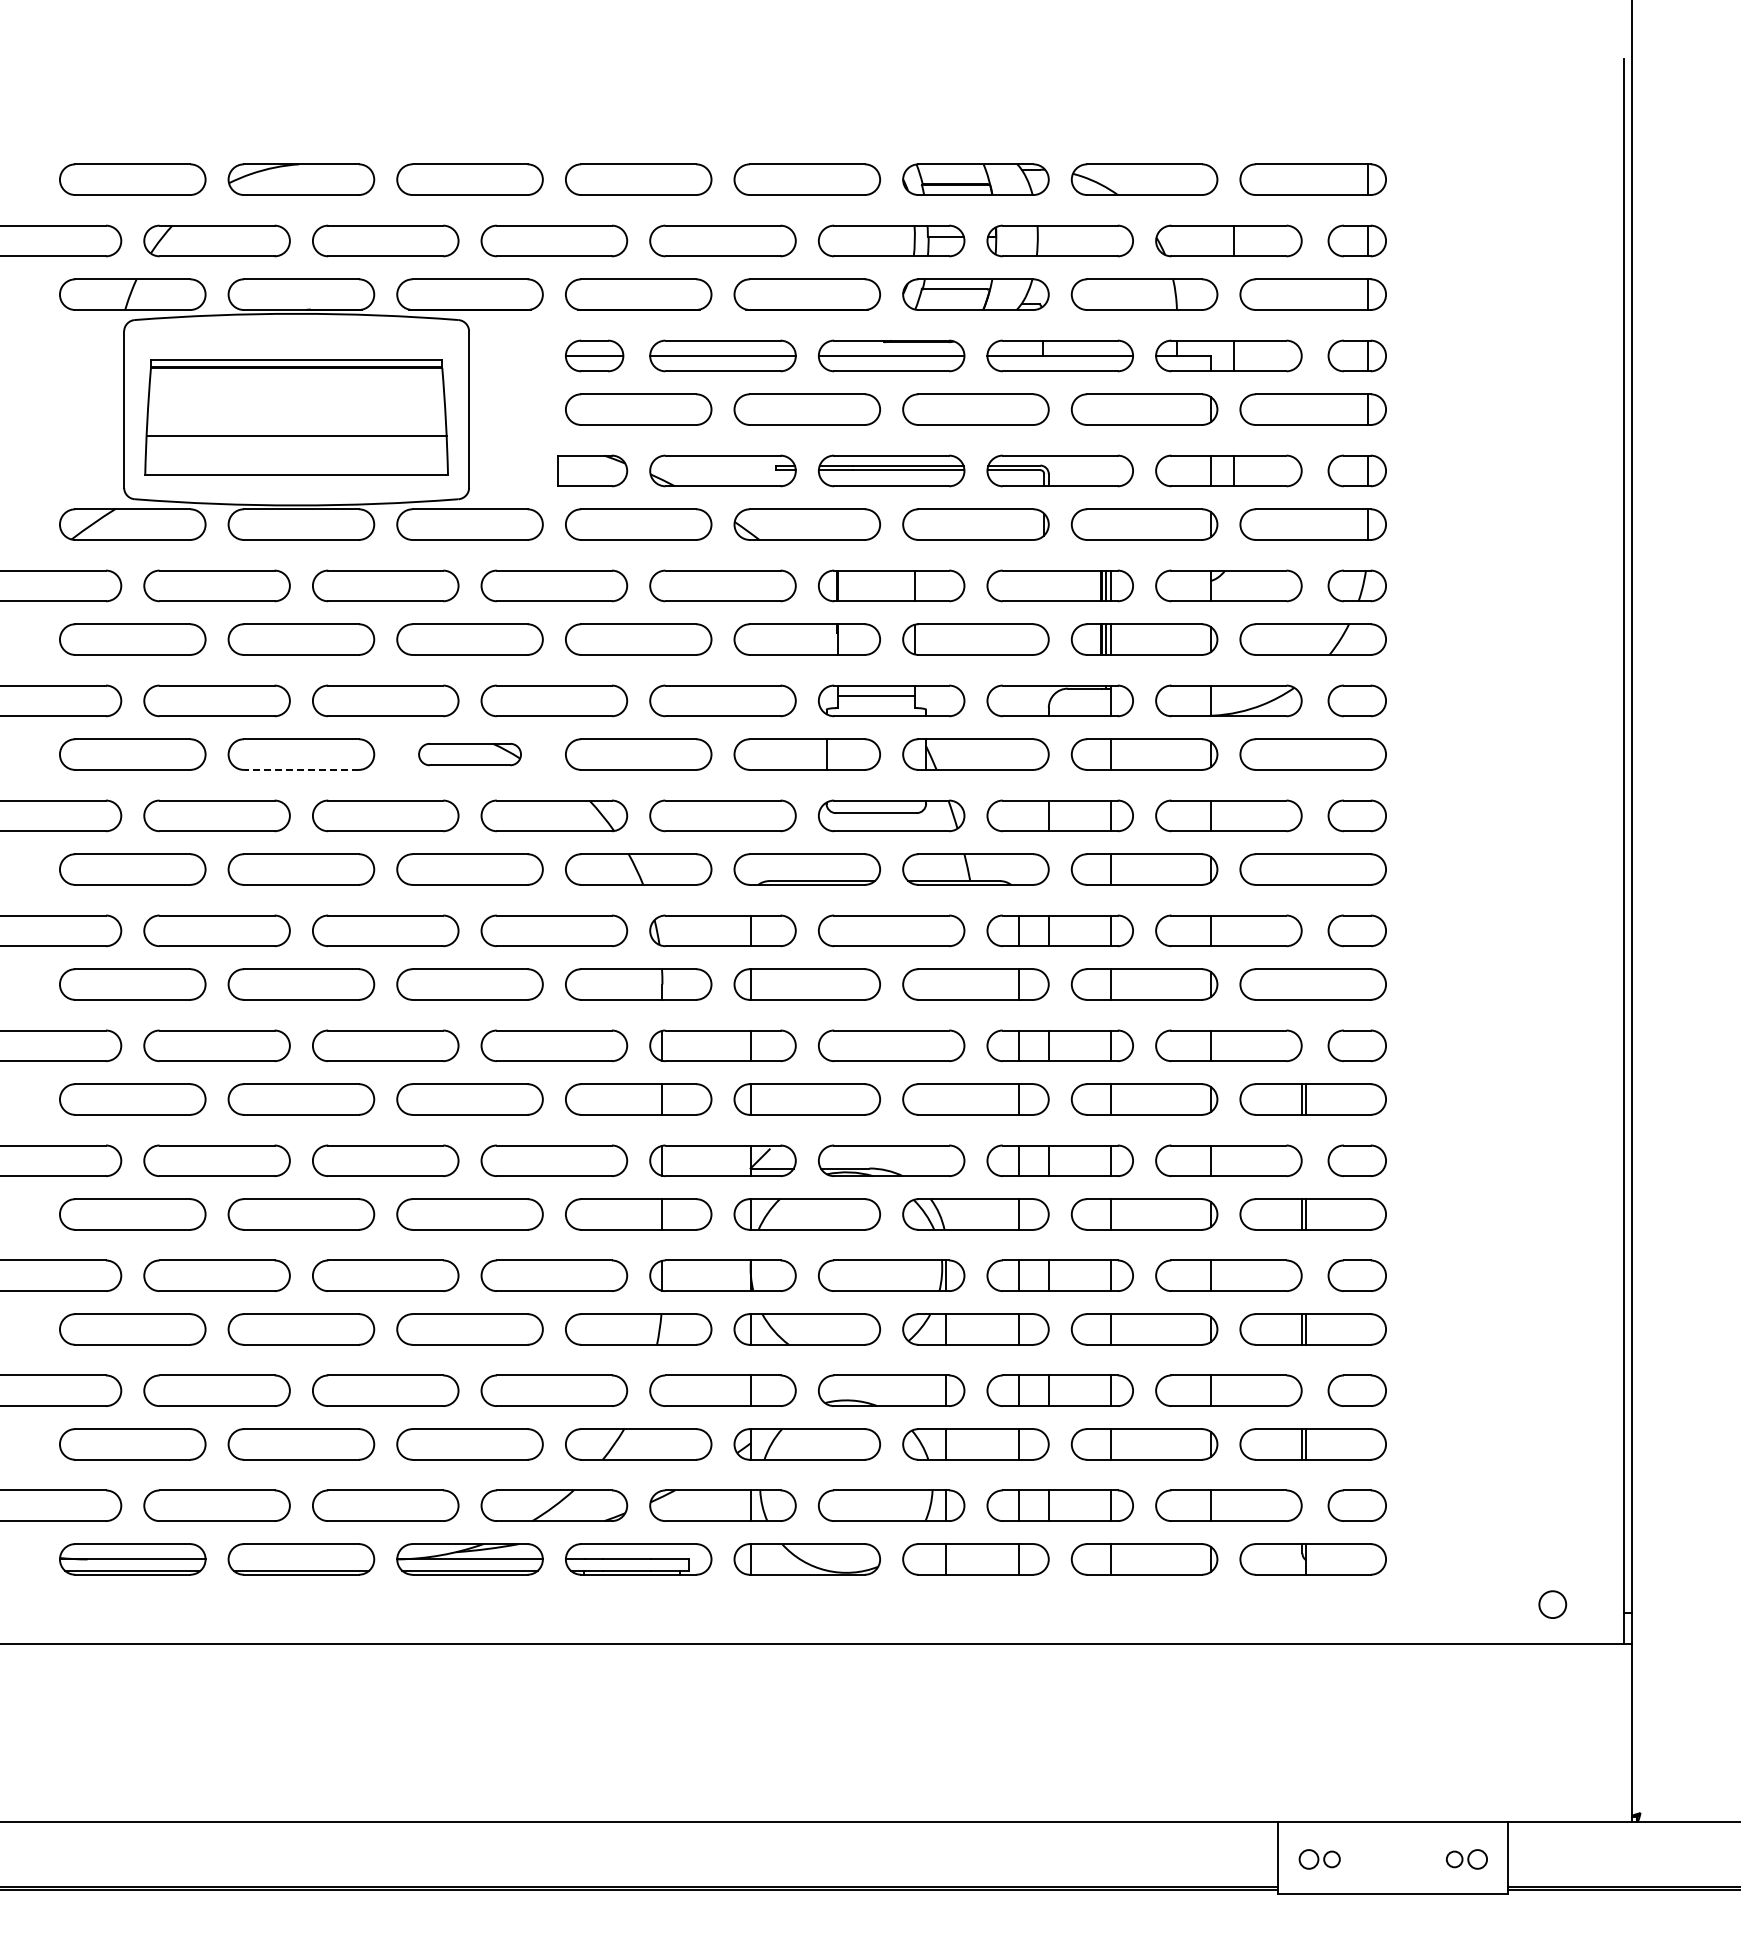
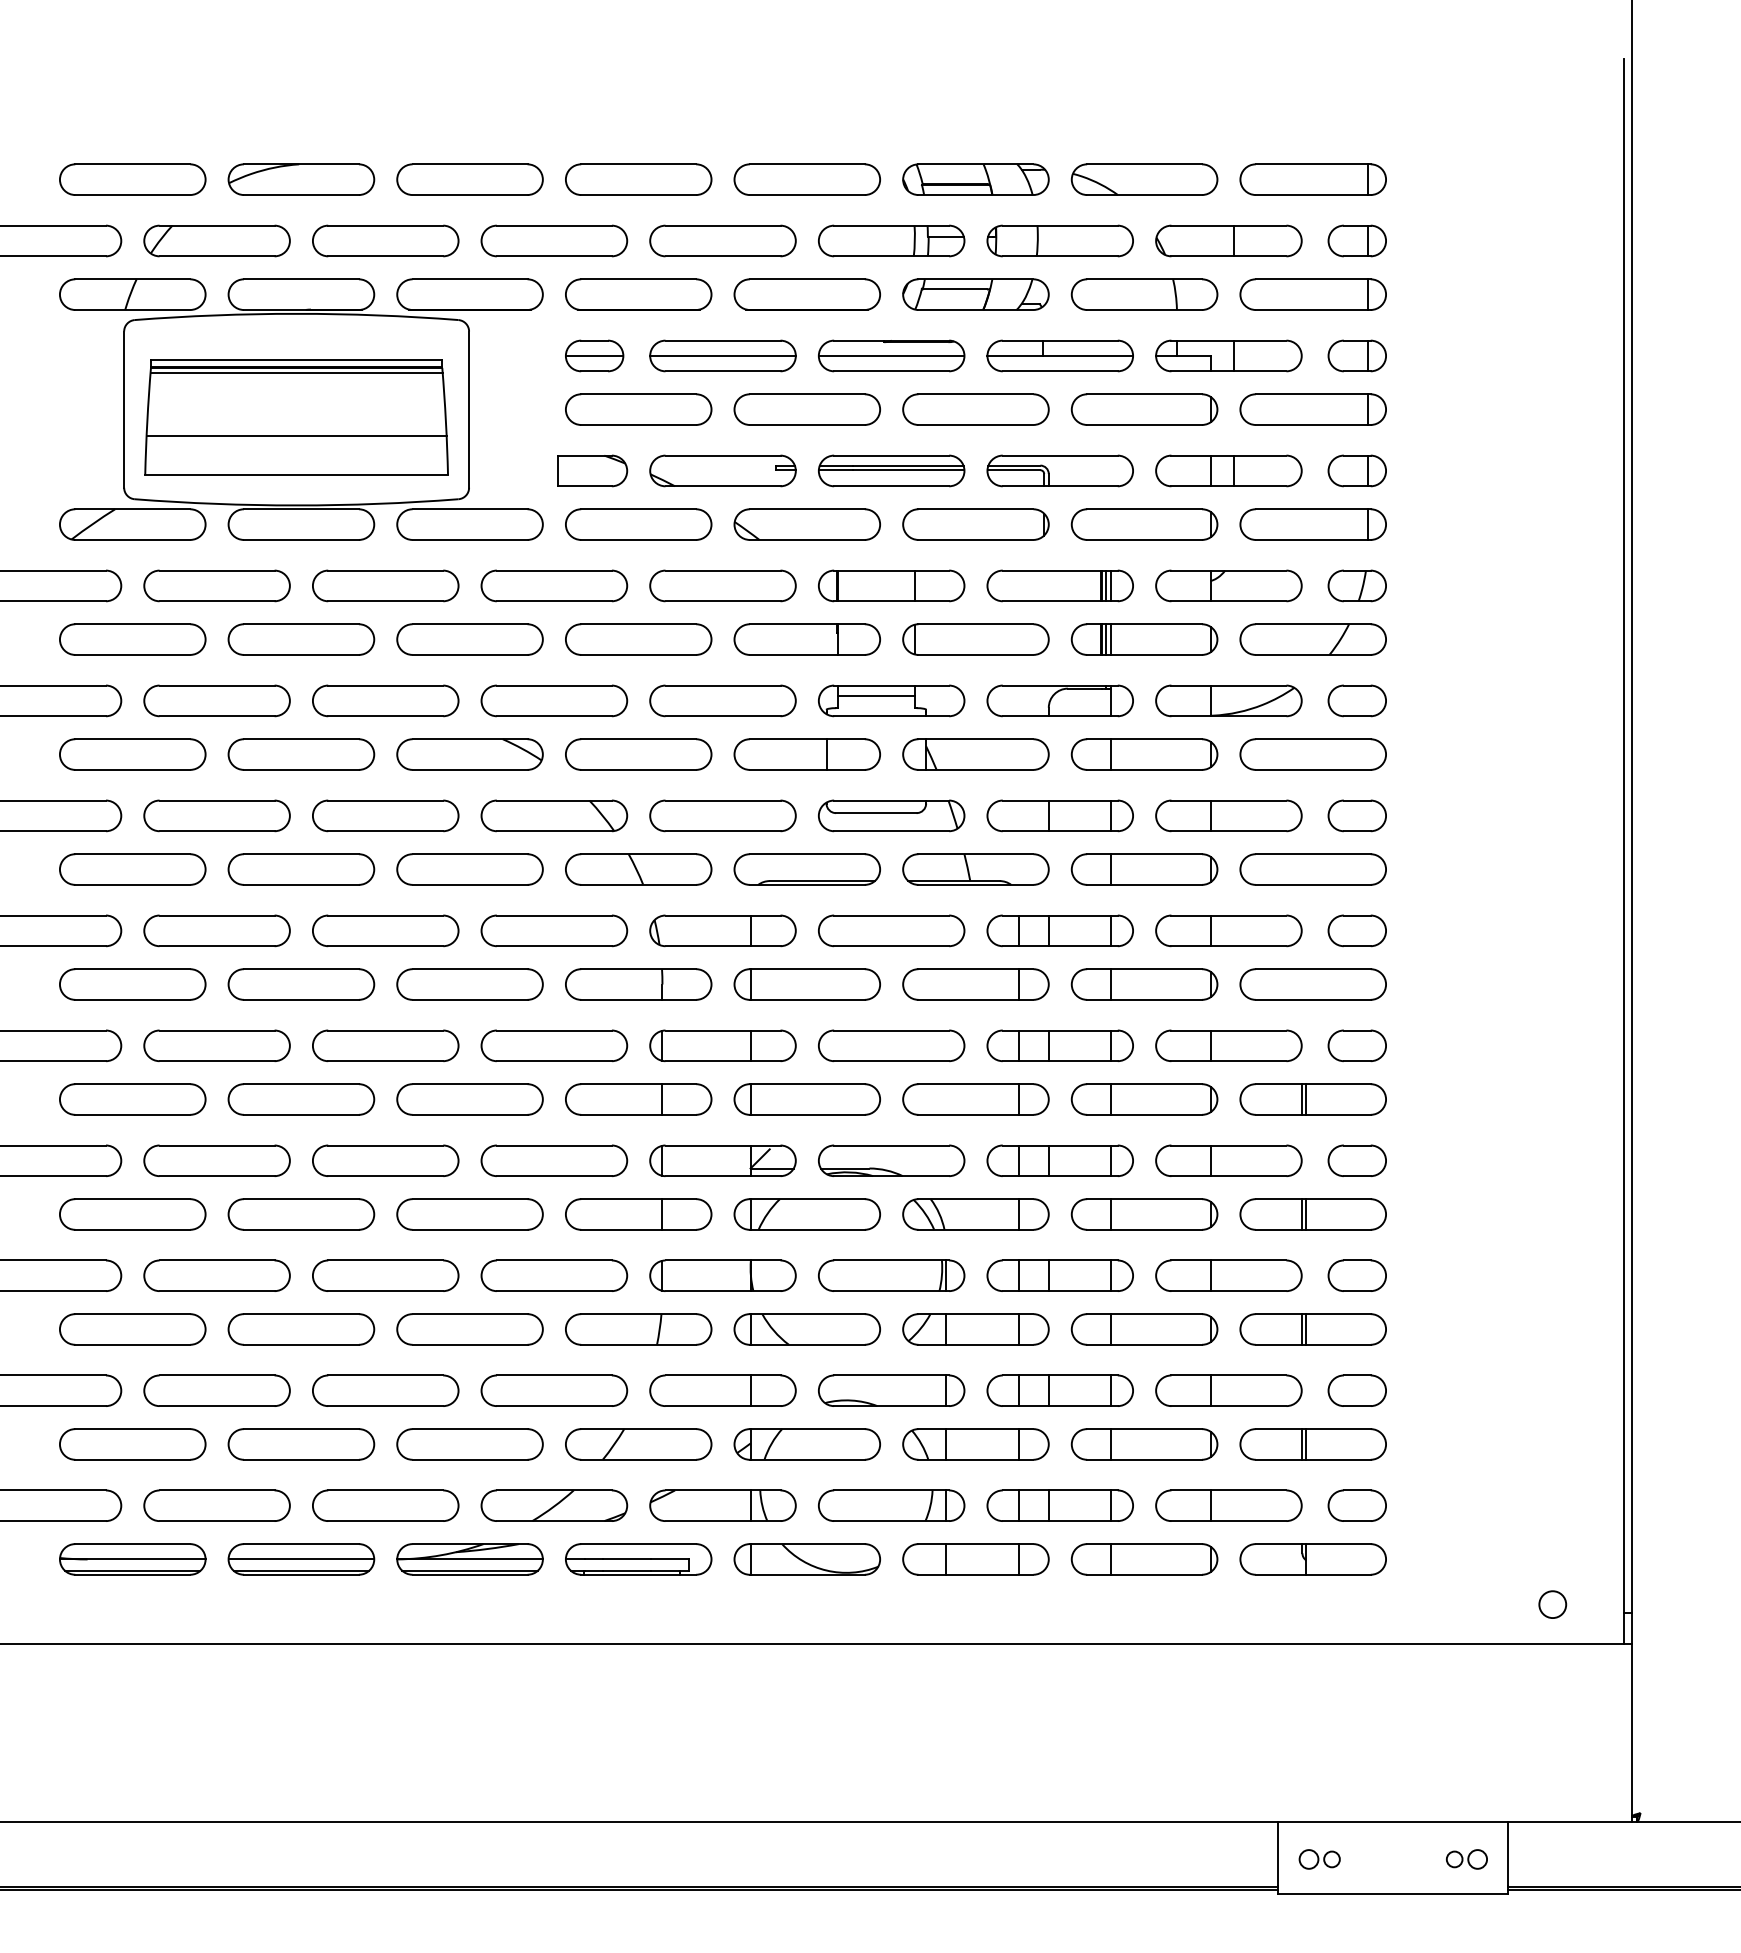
line: none -> present (296, 373)
part size: 104x24 px -> 148x33 px (469, 754)
line: dashed -> solid (300, 769)
line: none -> present (301, 1559)
